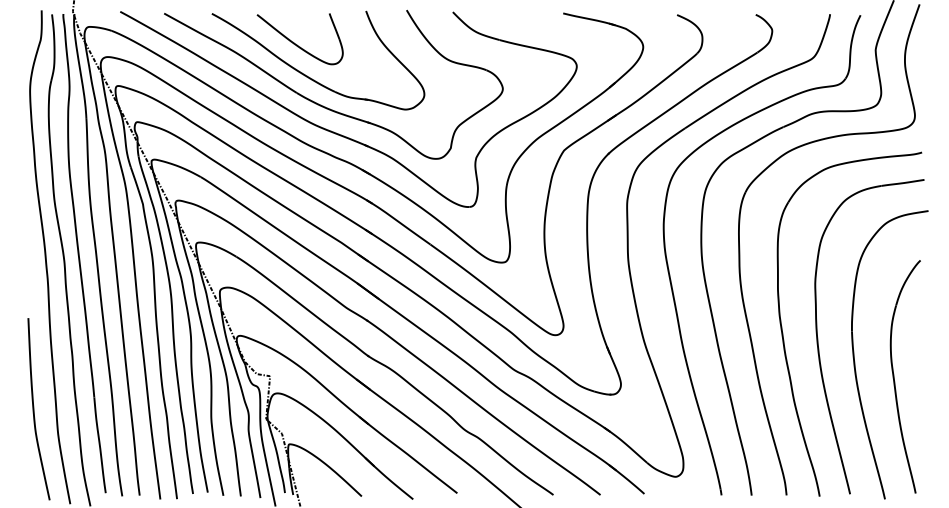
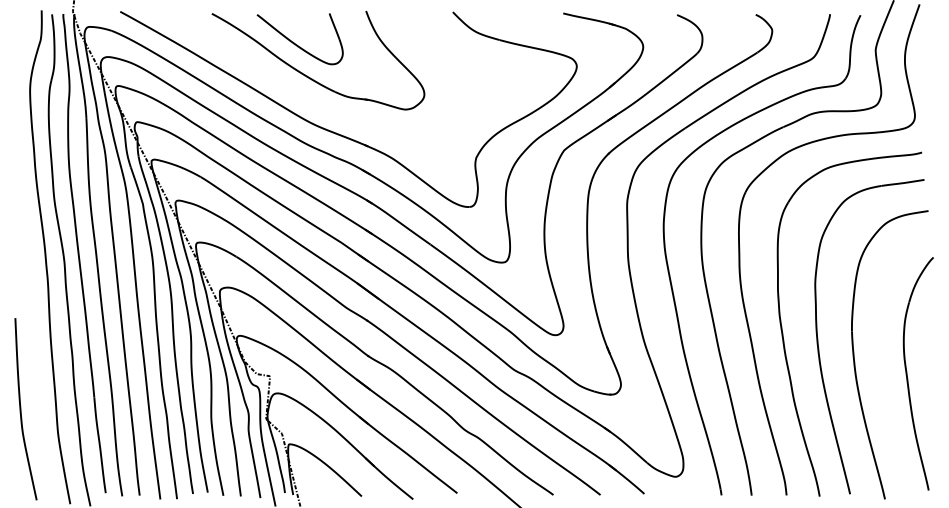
part: present -> none (323, 105)
part position: (894, 376) -> (907, 373) (907, 373)
curve position: (34, 409) -> (21, 409) (21, 409)
